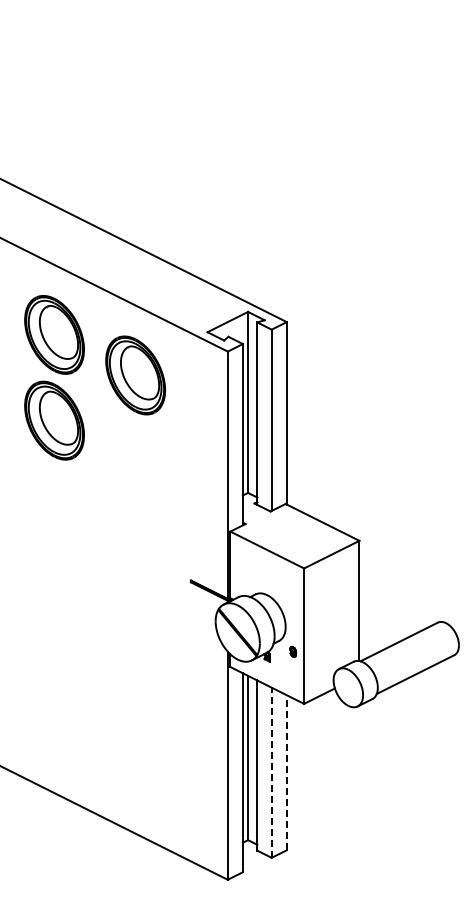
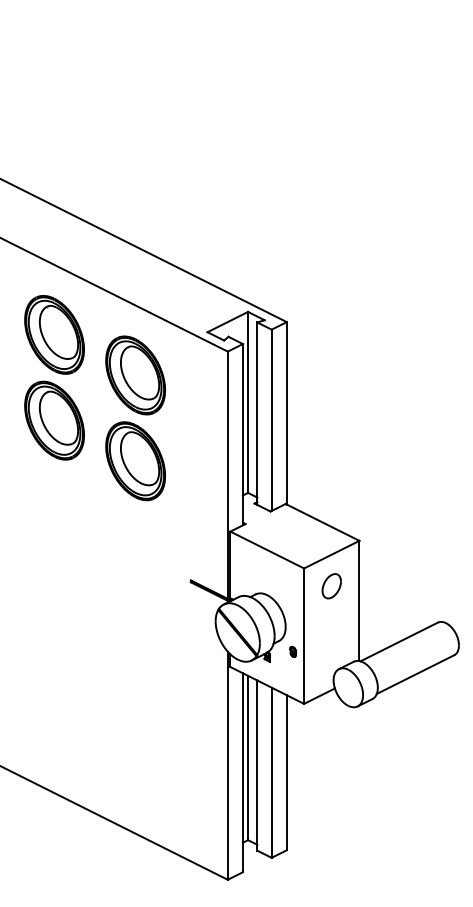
part: none -> present (135, 461)
part: none -> present (331, 586)
line: dashed -> solid (271, 772)
line: dashed -> solid (286, 772)
